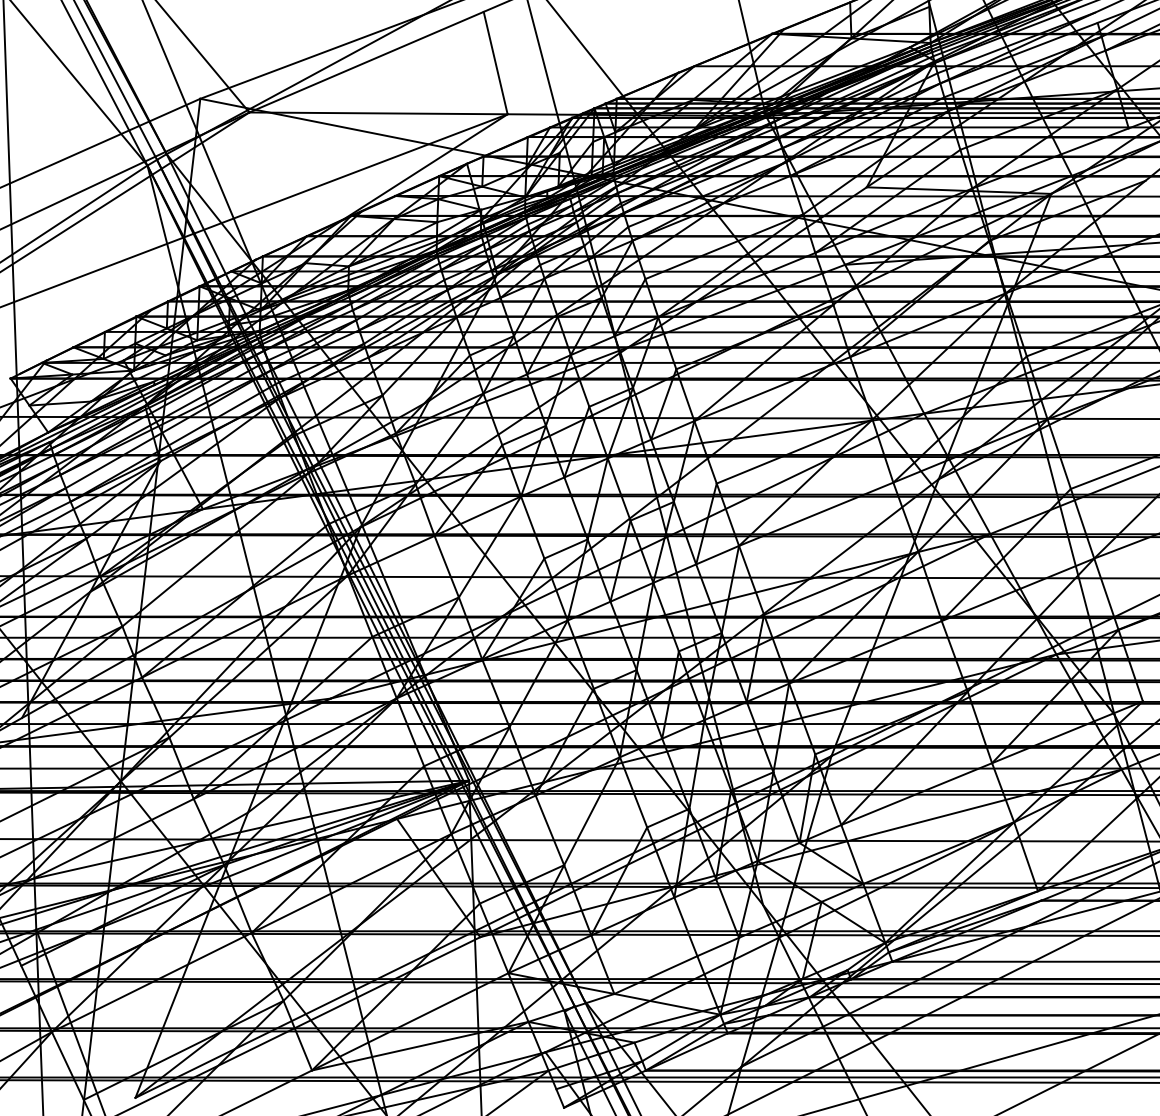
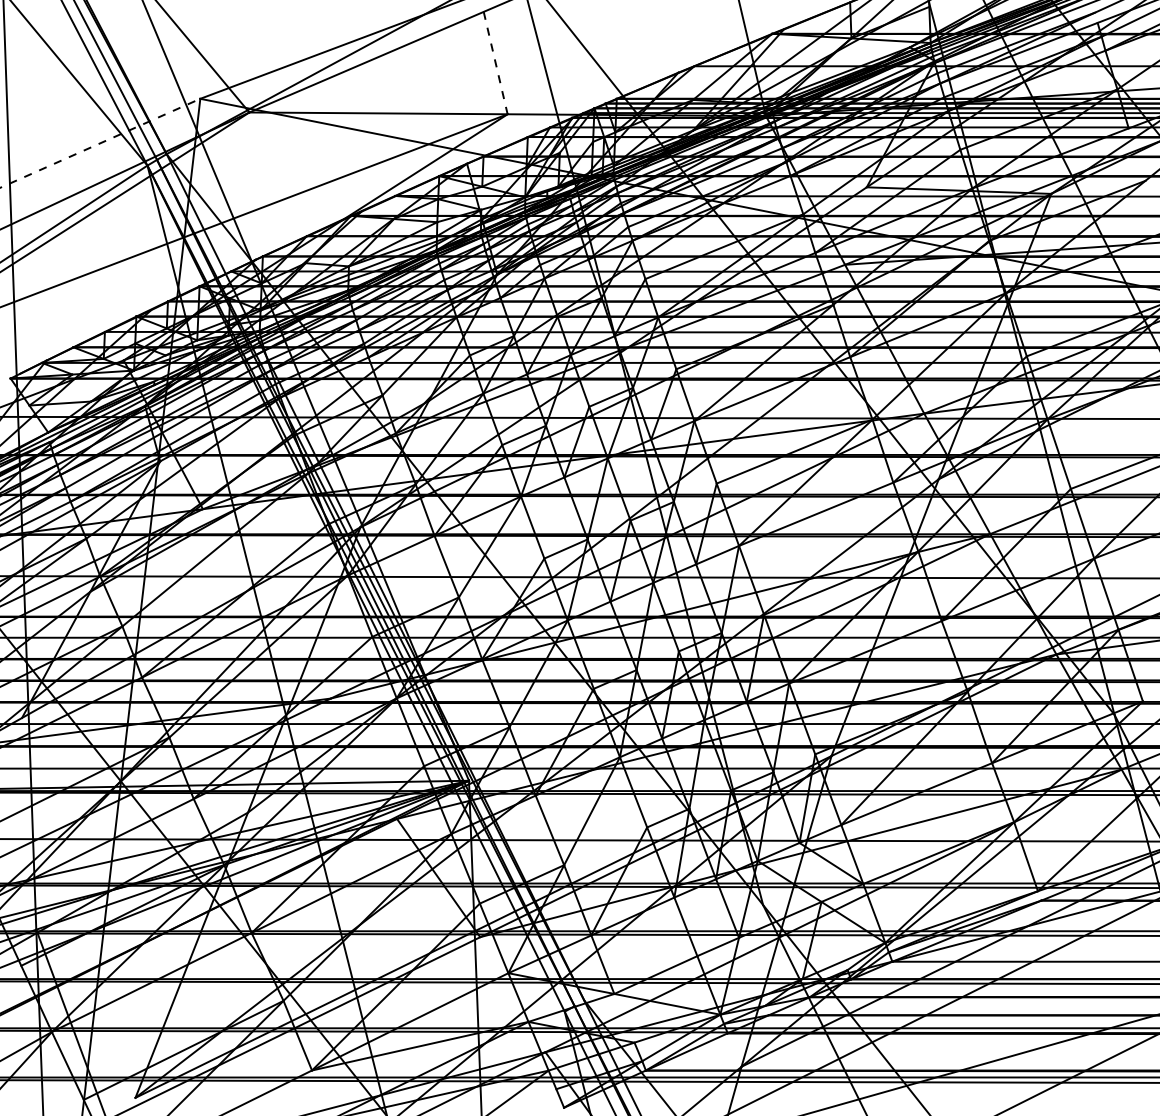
line: solid -> dashed (495, 63)
line: solid -> dashed (100, 143)
